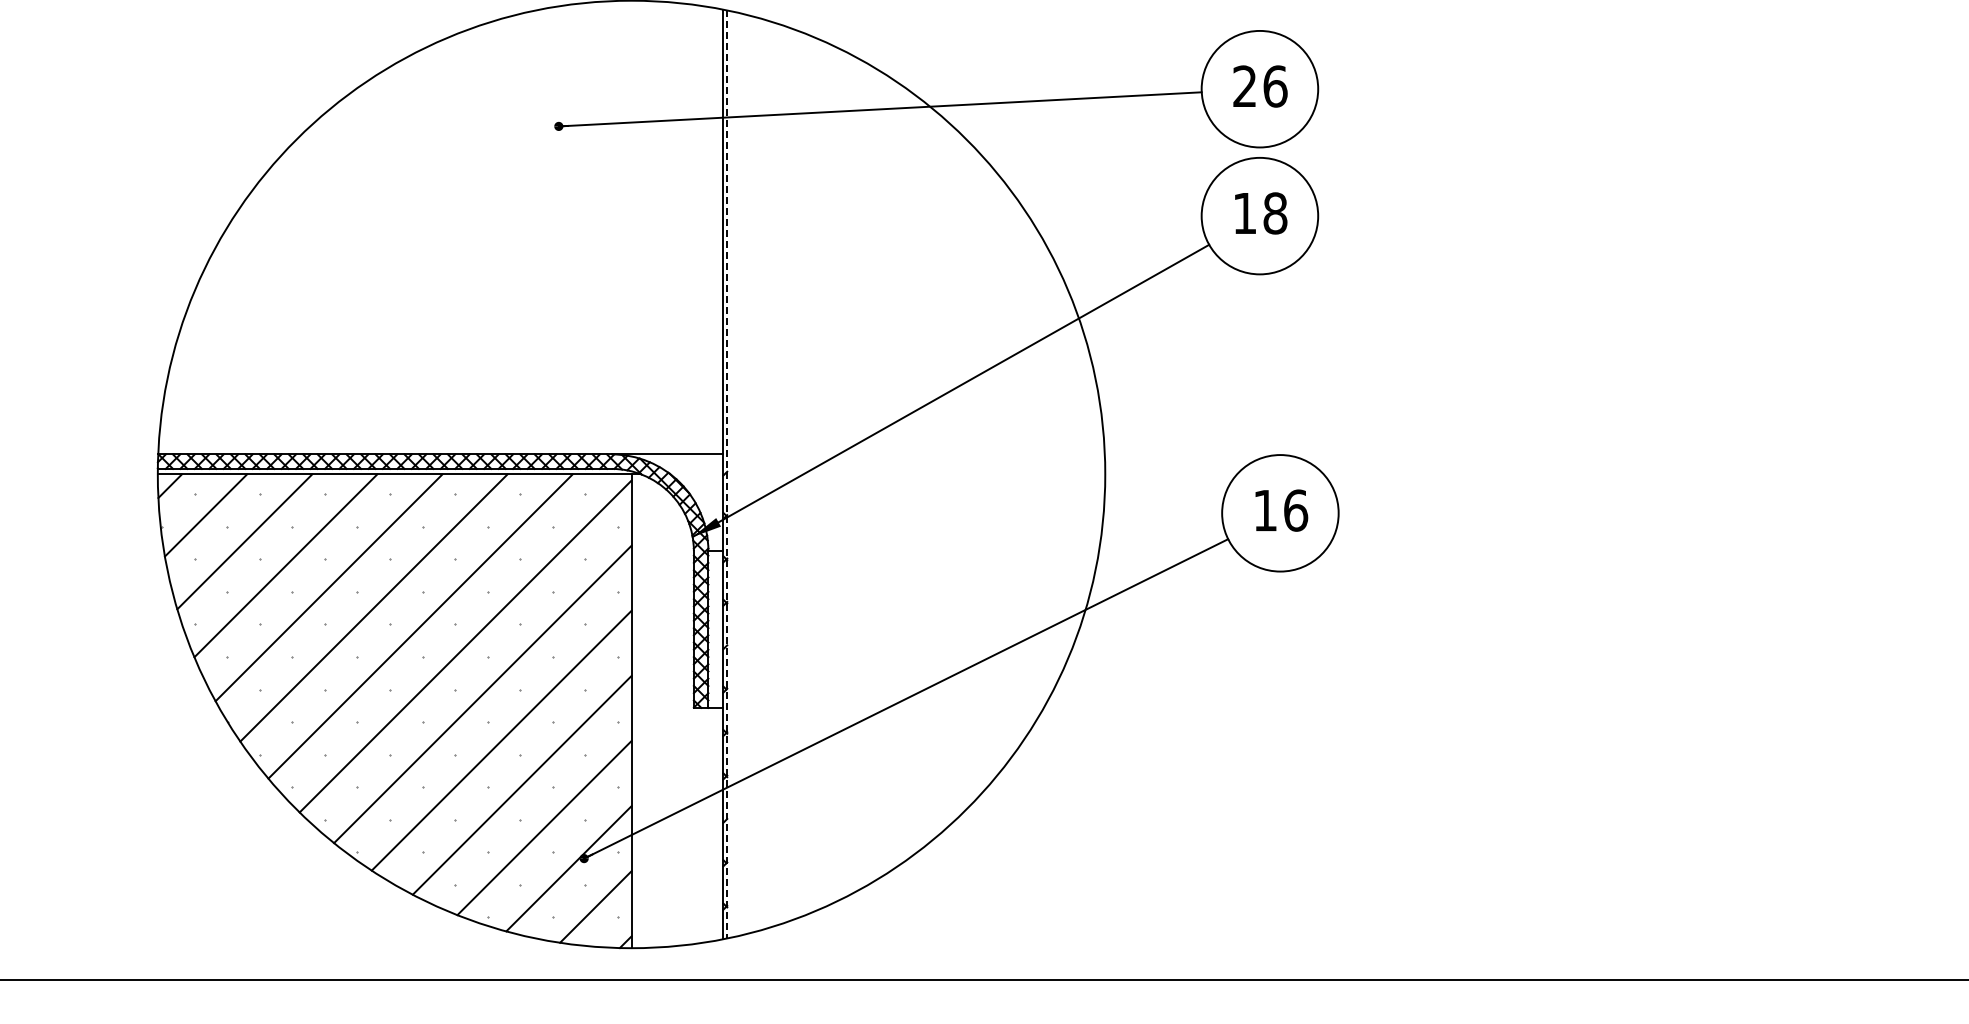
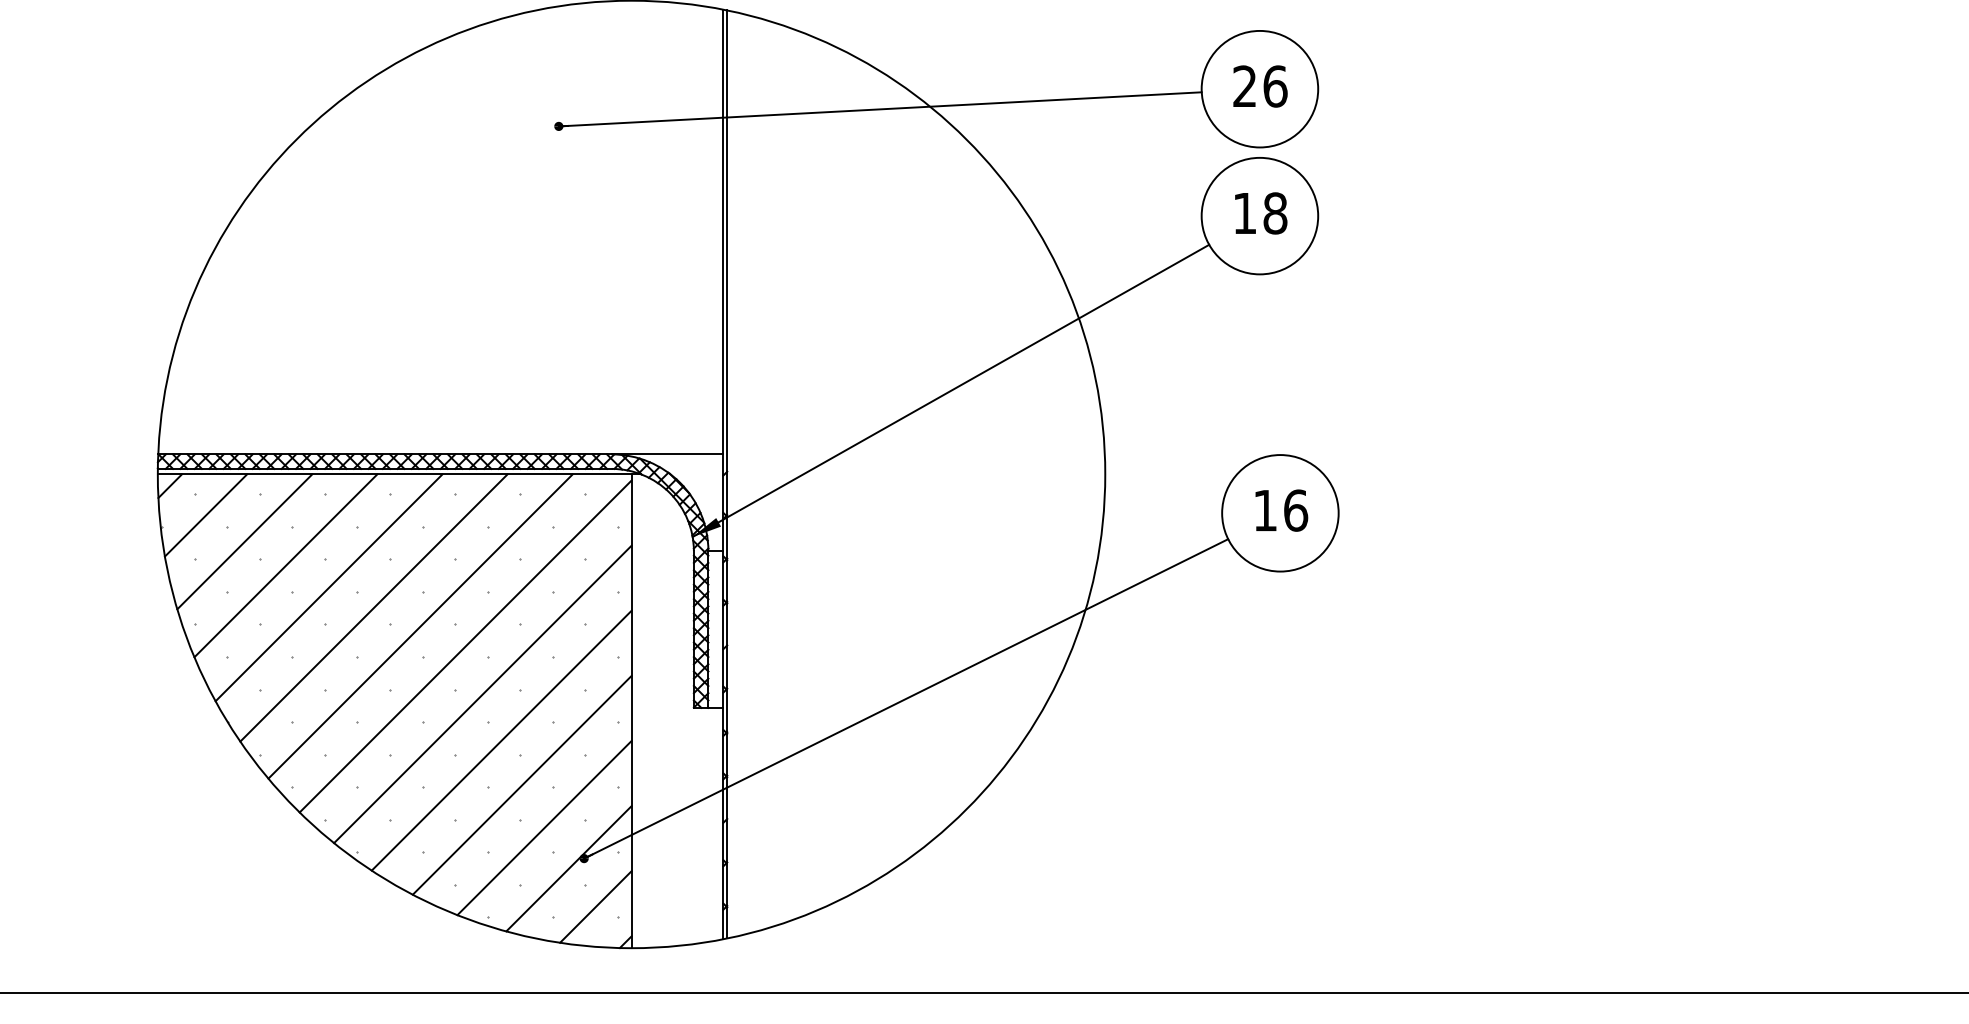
line: dashed -> solid (727, 474)
line position: (983, 980) -> (983, 993) (983, 993)
